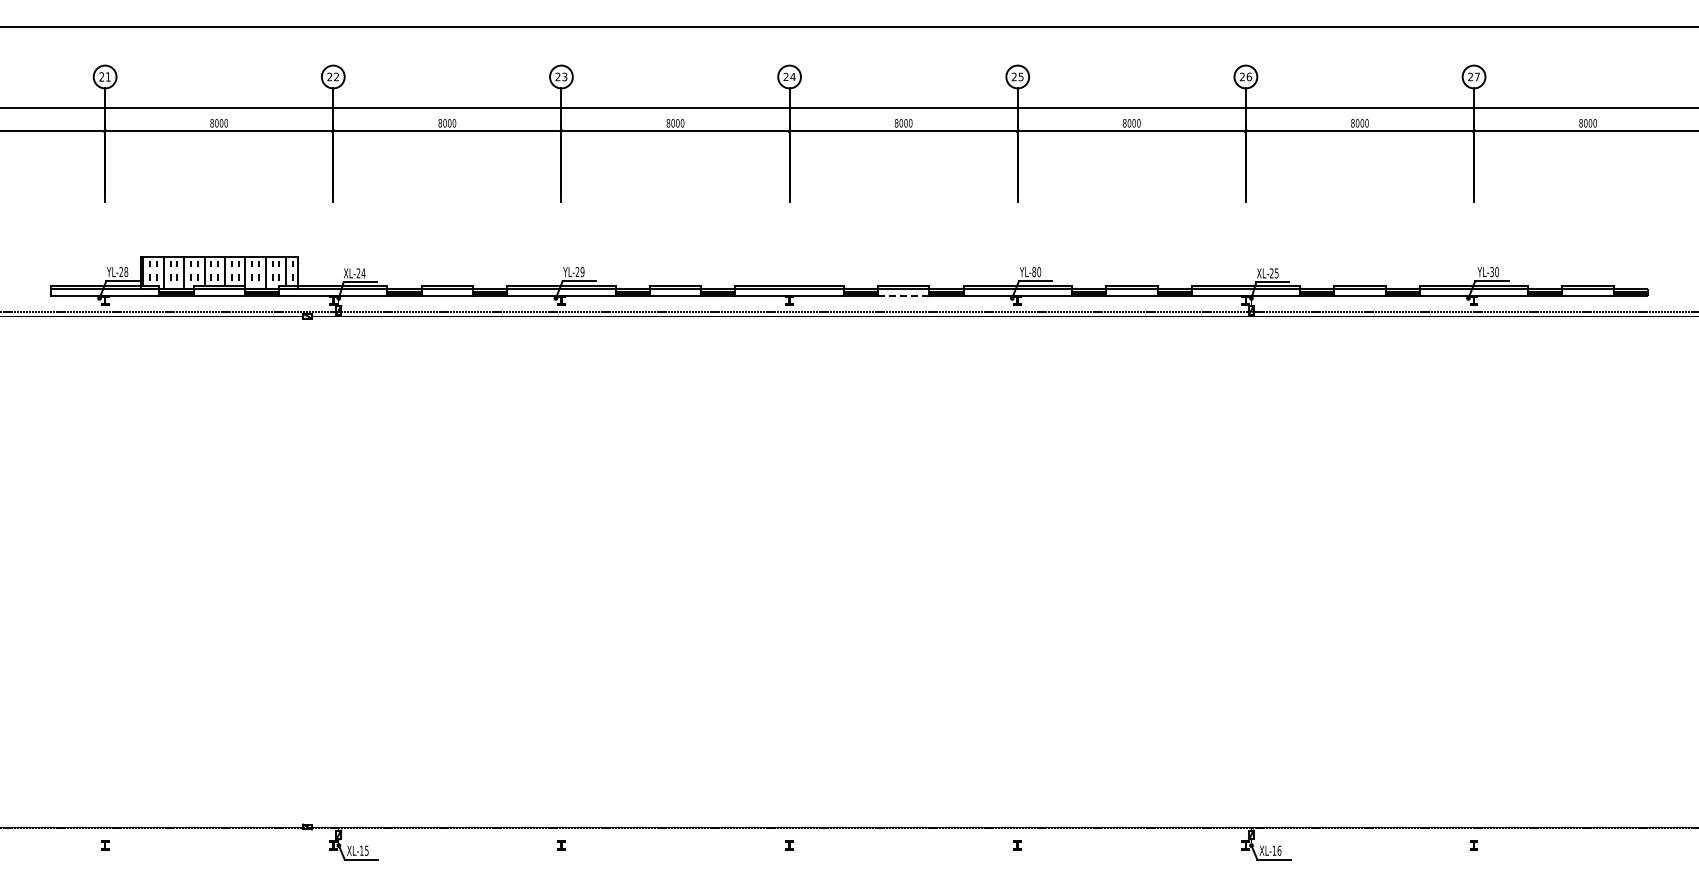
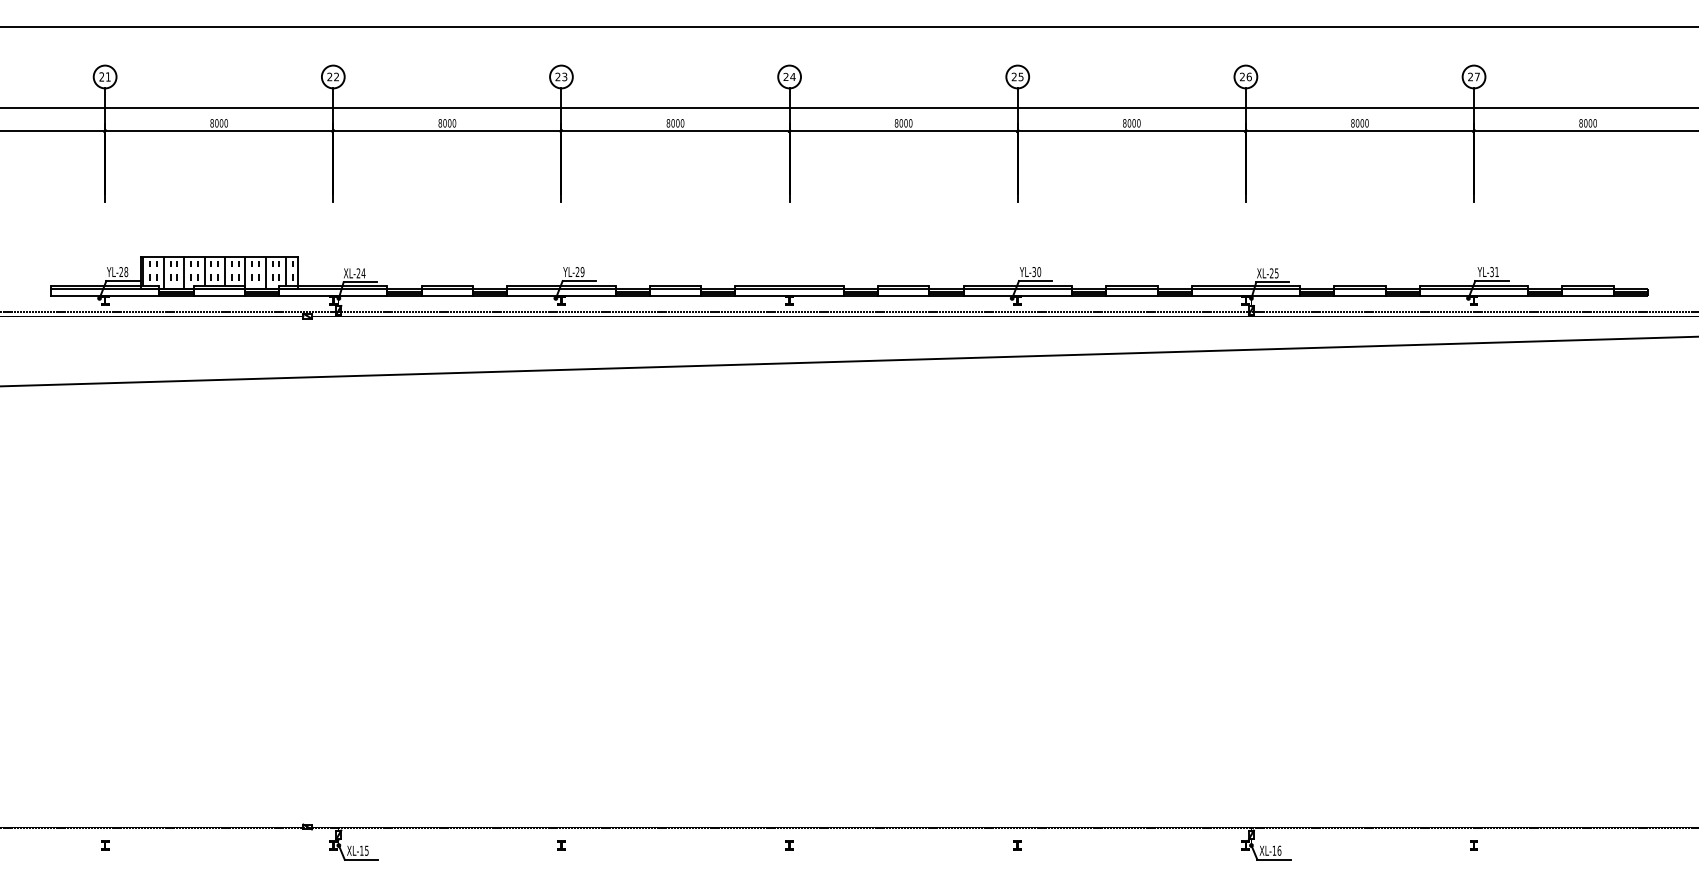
text: YL-30 -> YL-31 (1496, 271)
text: YL-80 -> YL-30 (1034, 272)
line: dashed -> solid (903, 296)
line: none -> present (848, 361)
